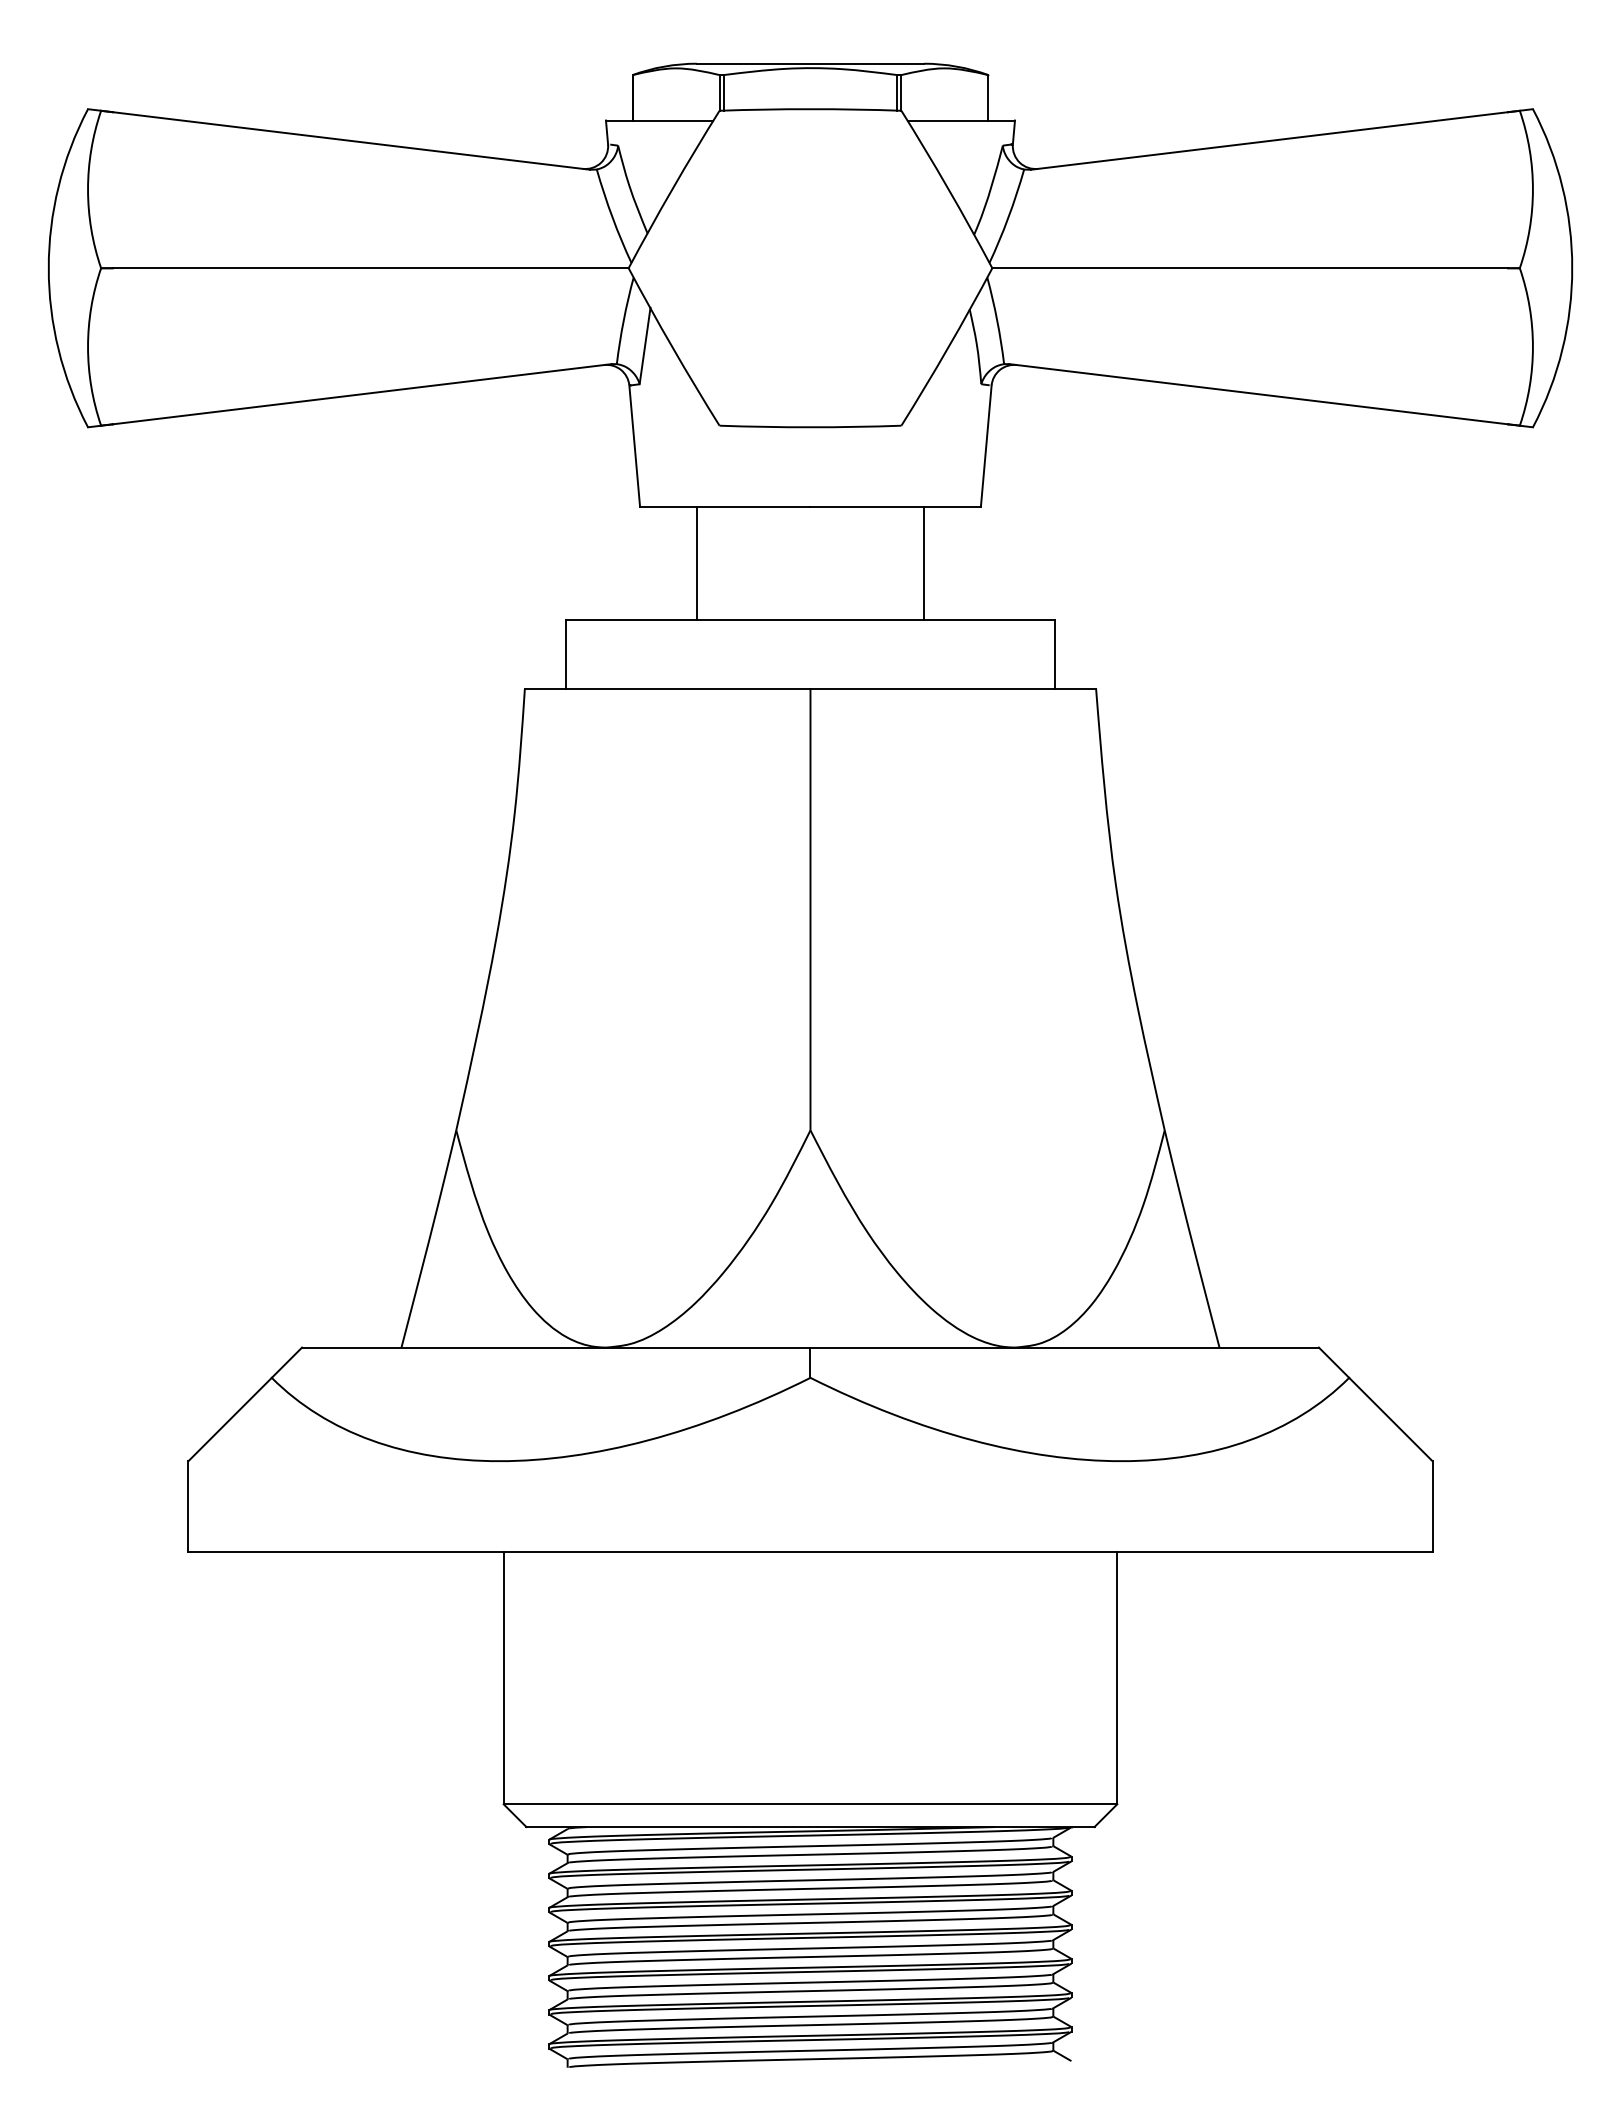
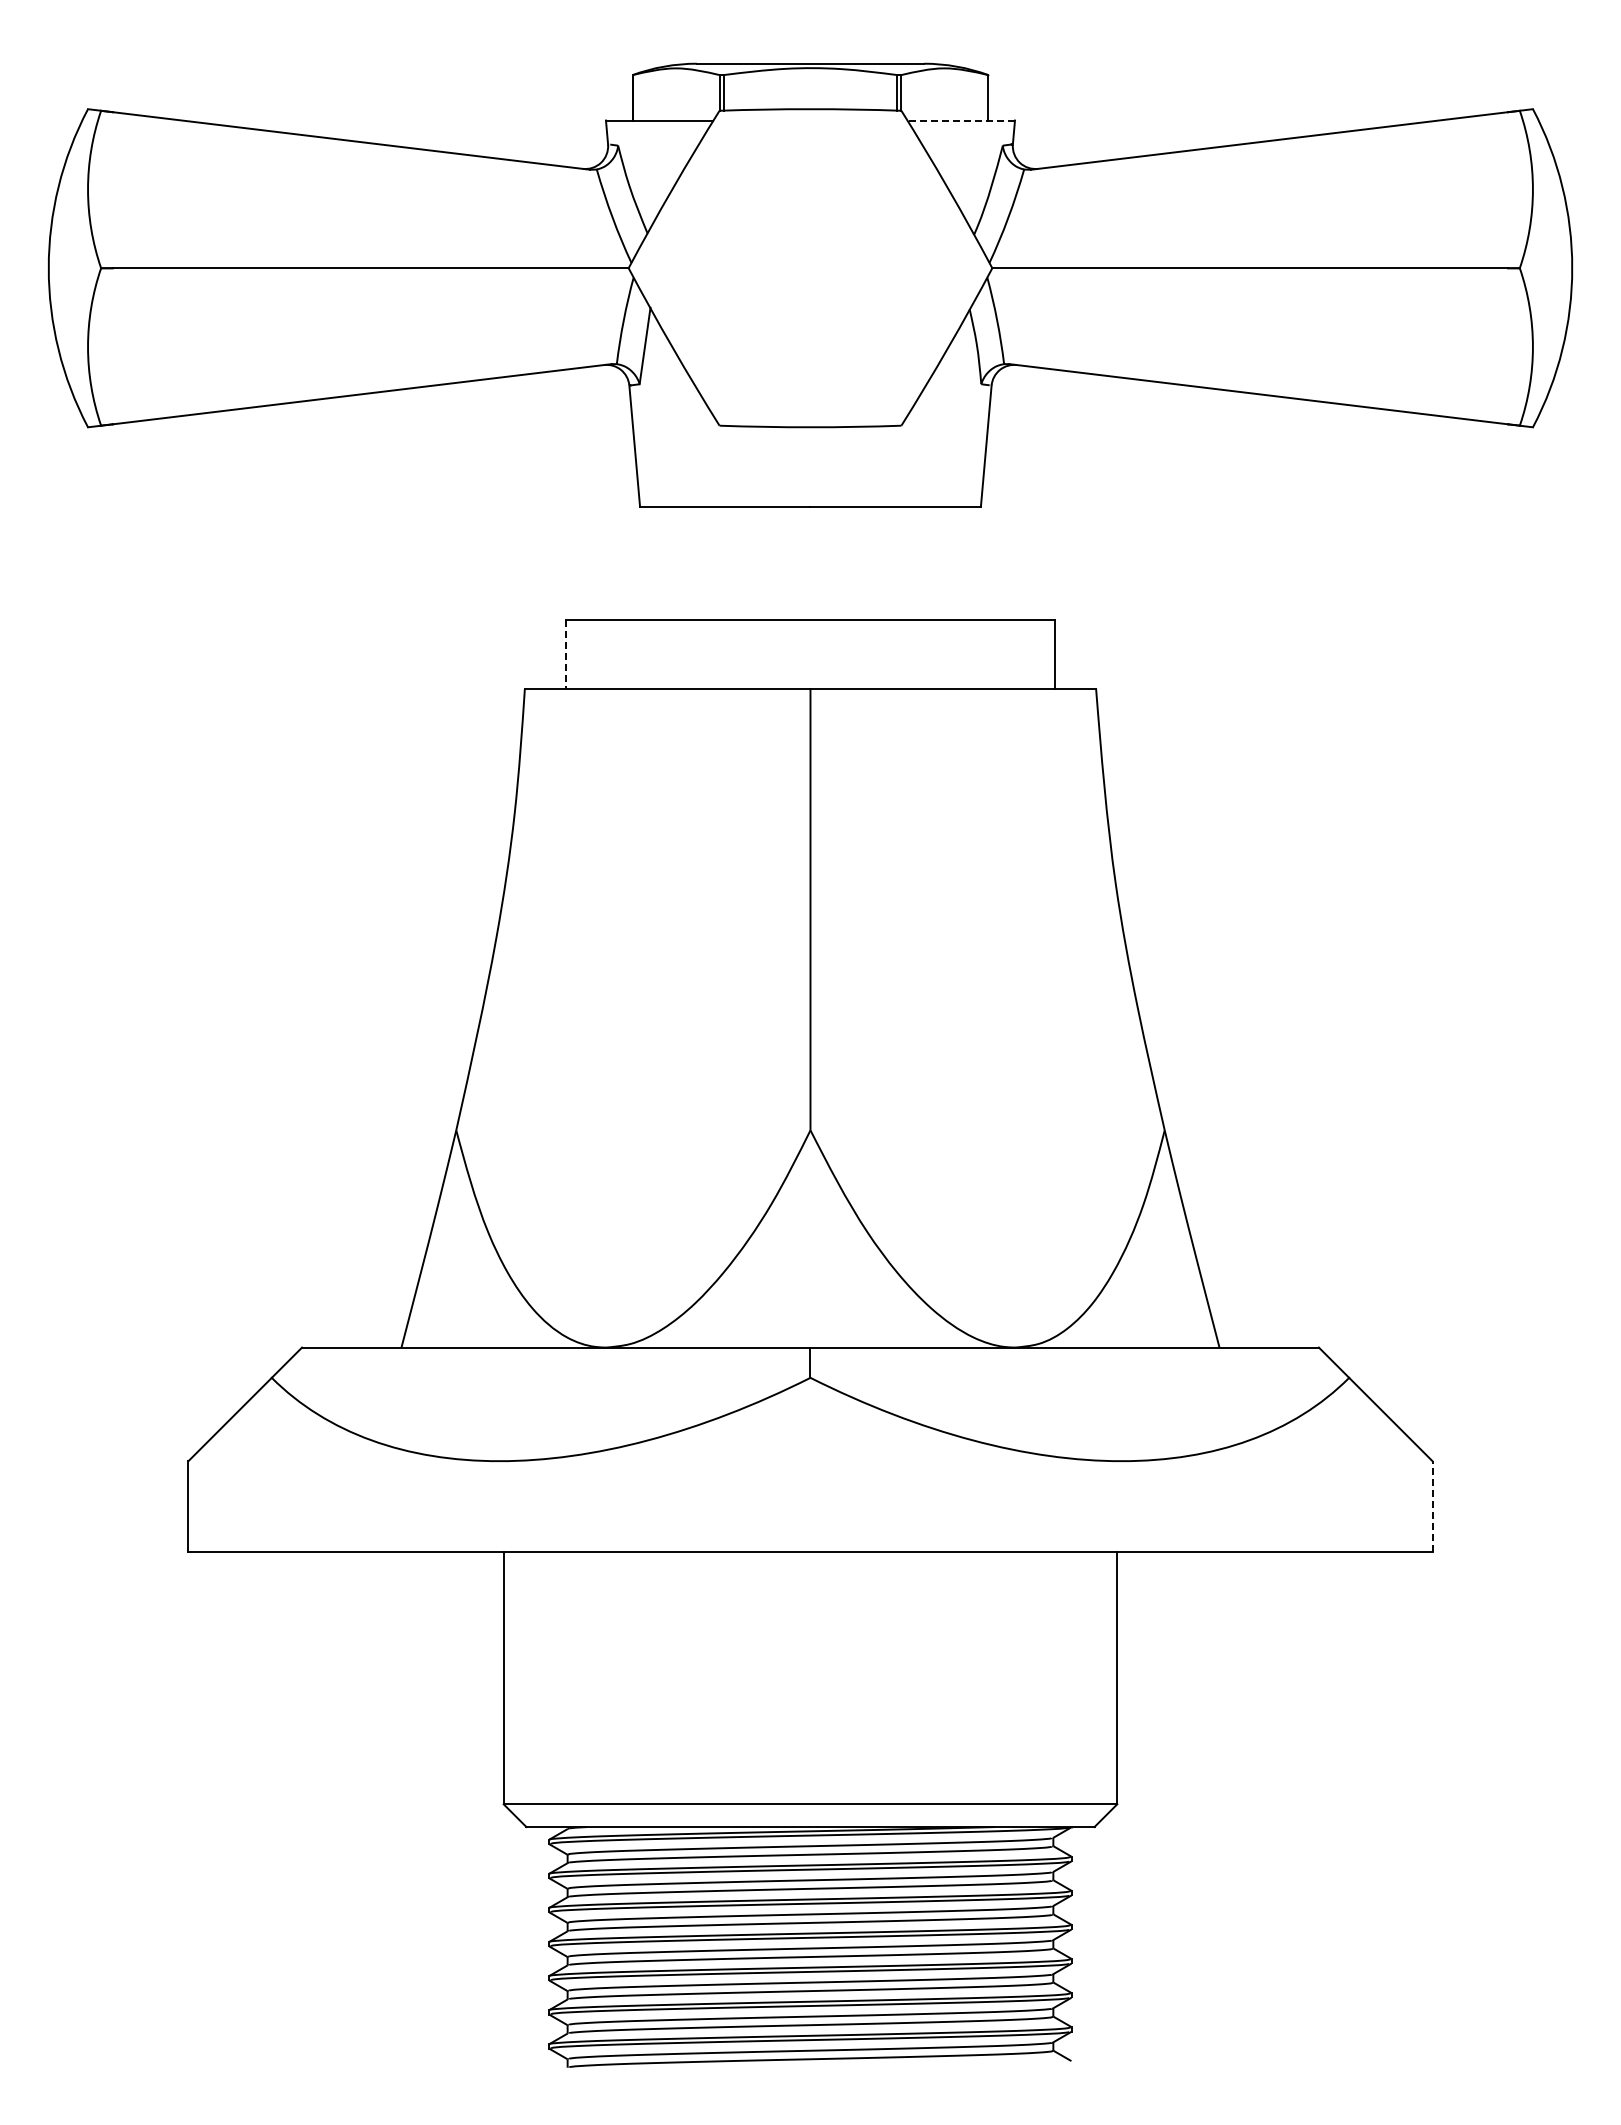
line: solid -> dashed (961, 120)
line: present -> none (696, 563)
line: present -> none (924, 563)
line: solid -> dashed (566, 655)
line: solid -> dashed (1432, 1506)
